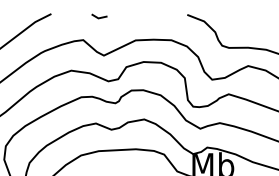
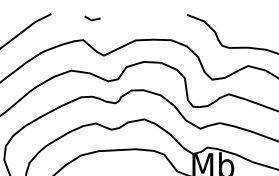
line position: (99, 17) -> (92, 19) (92, 19)
